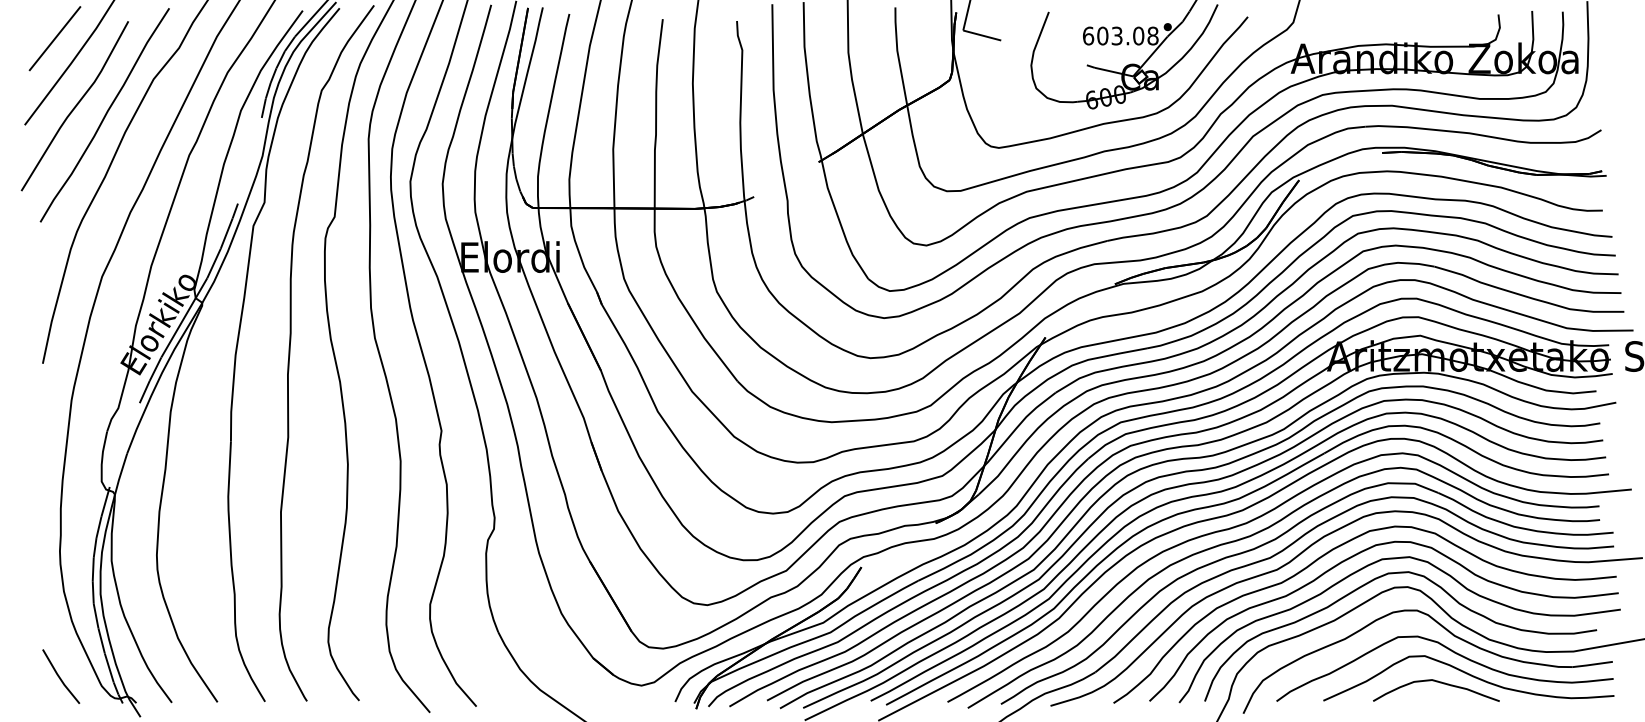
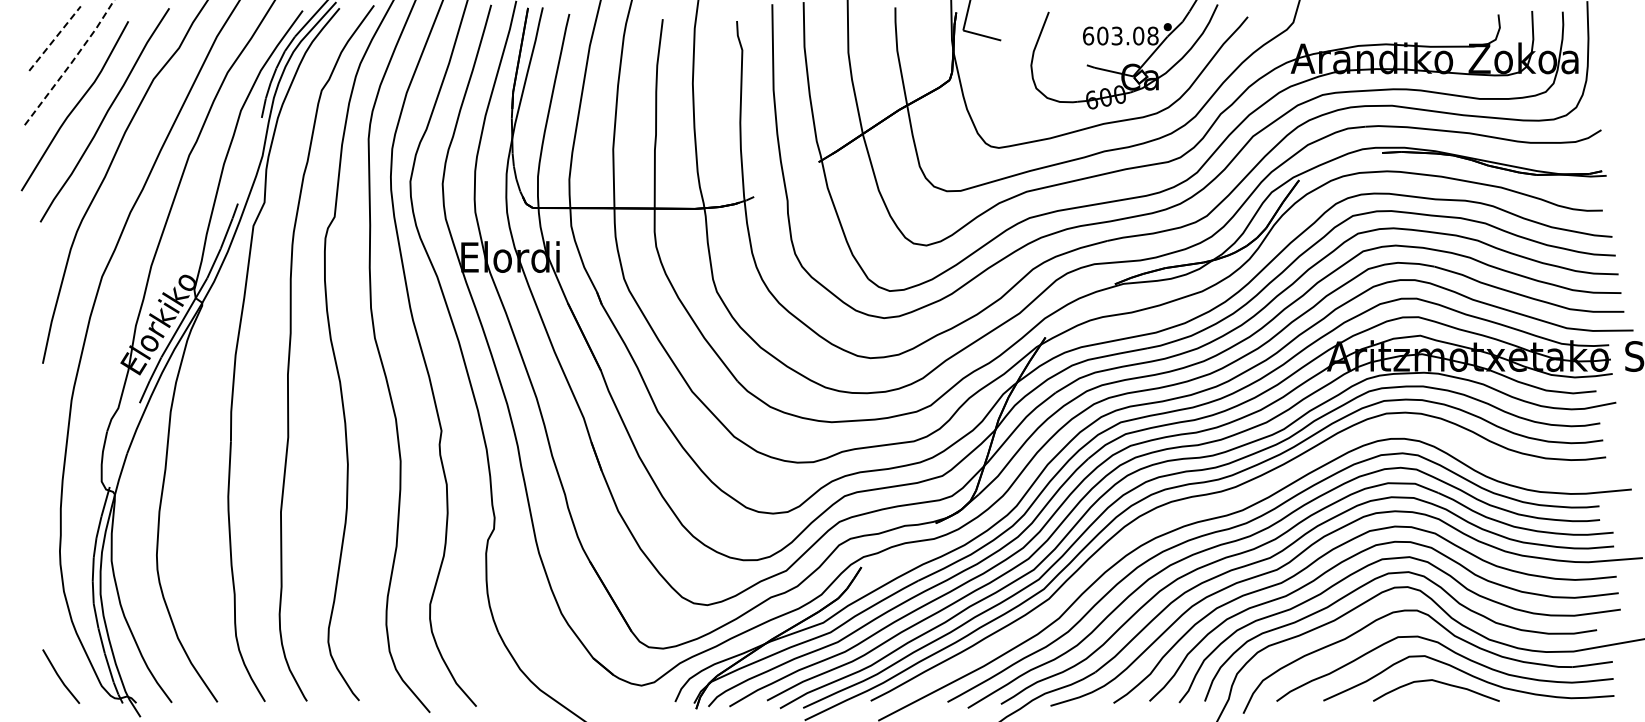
line: solid -> dashed (55, 38)
line: solid -> dashed (71, 63)
part: present -> none (1231, 502)
